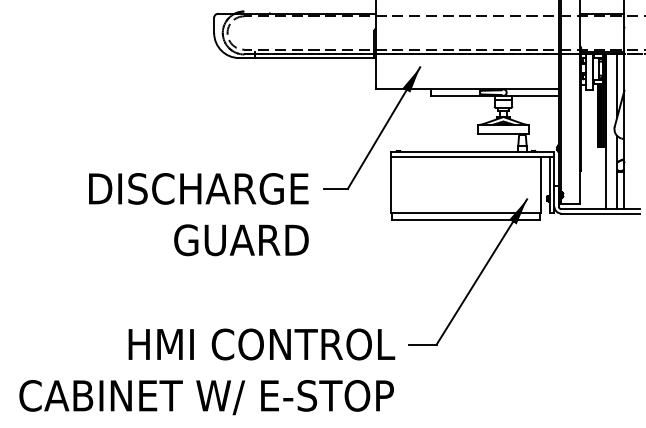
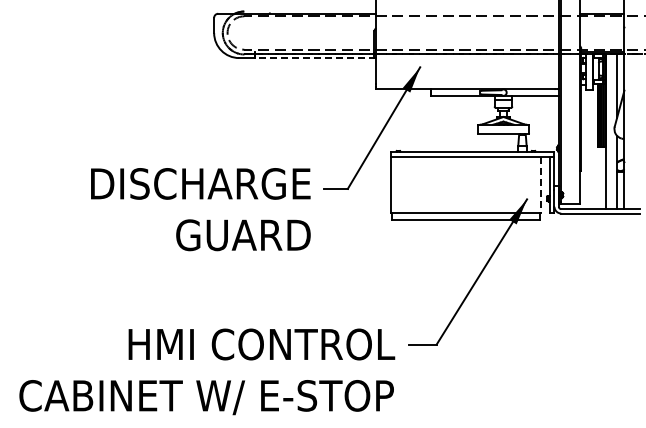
line: solid -> dashed (315, 58)
line: solid -> dashed (540, 184)
text position: (198, 214) -> (200, 209) (200, 209)
